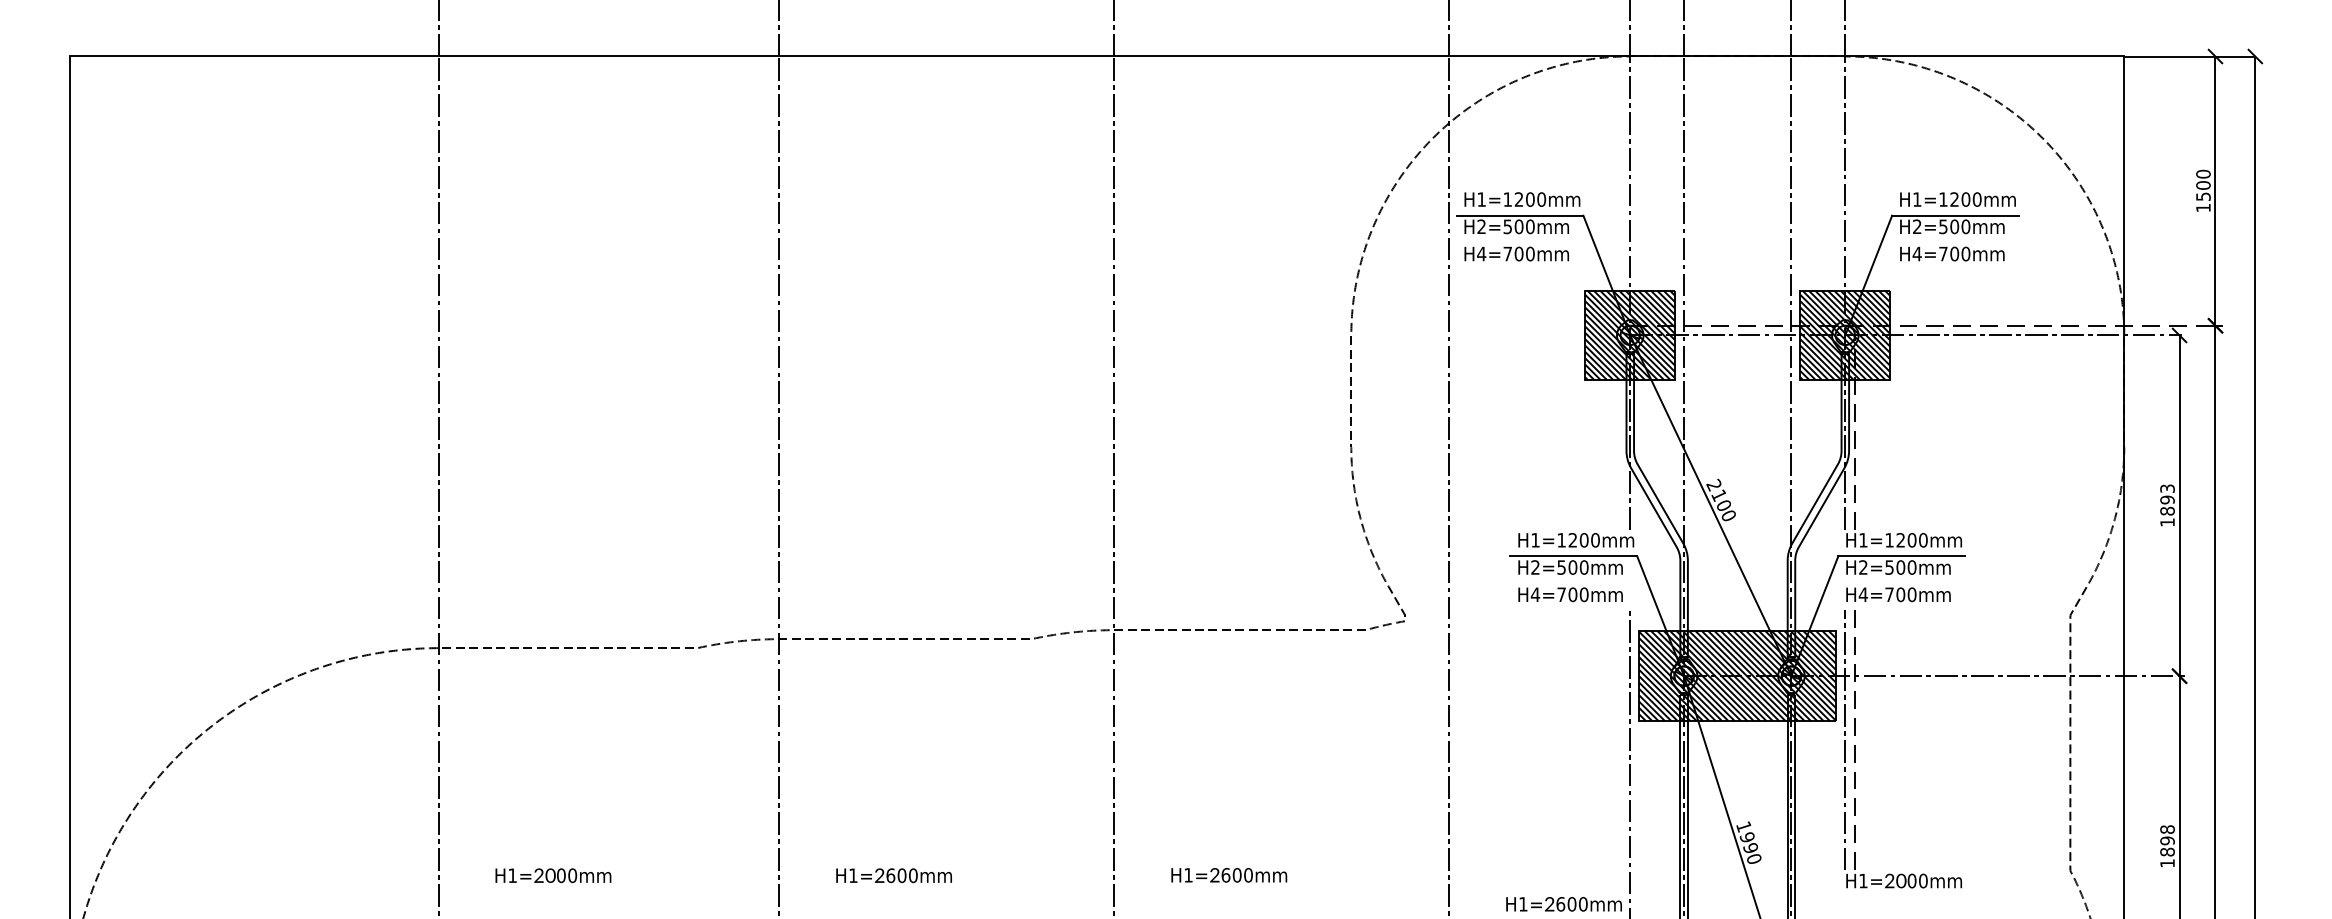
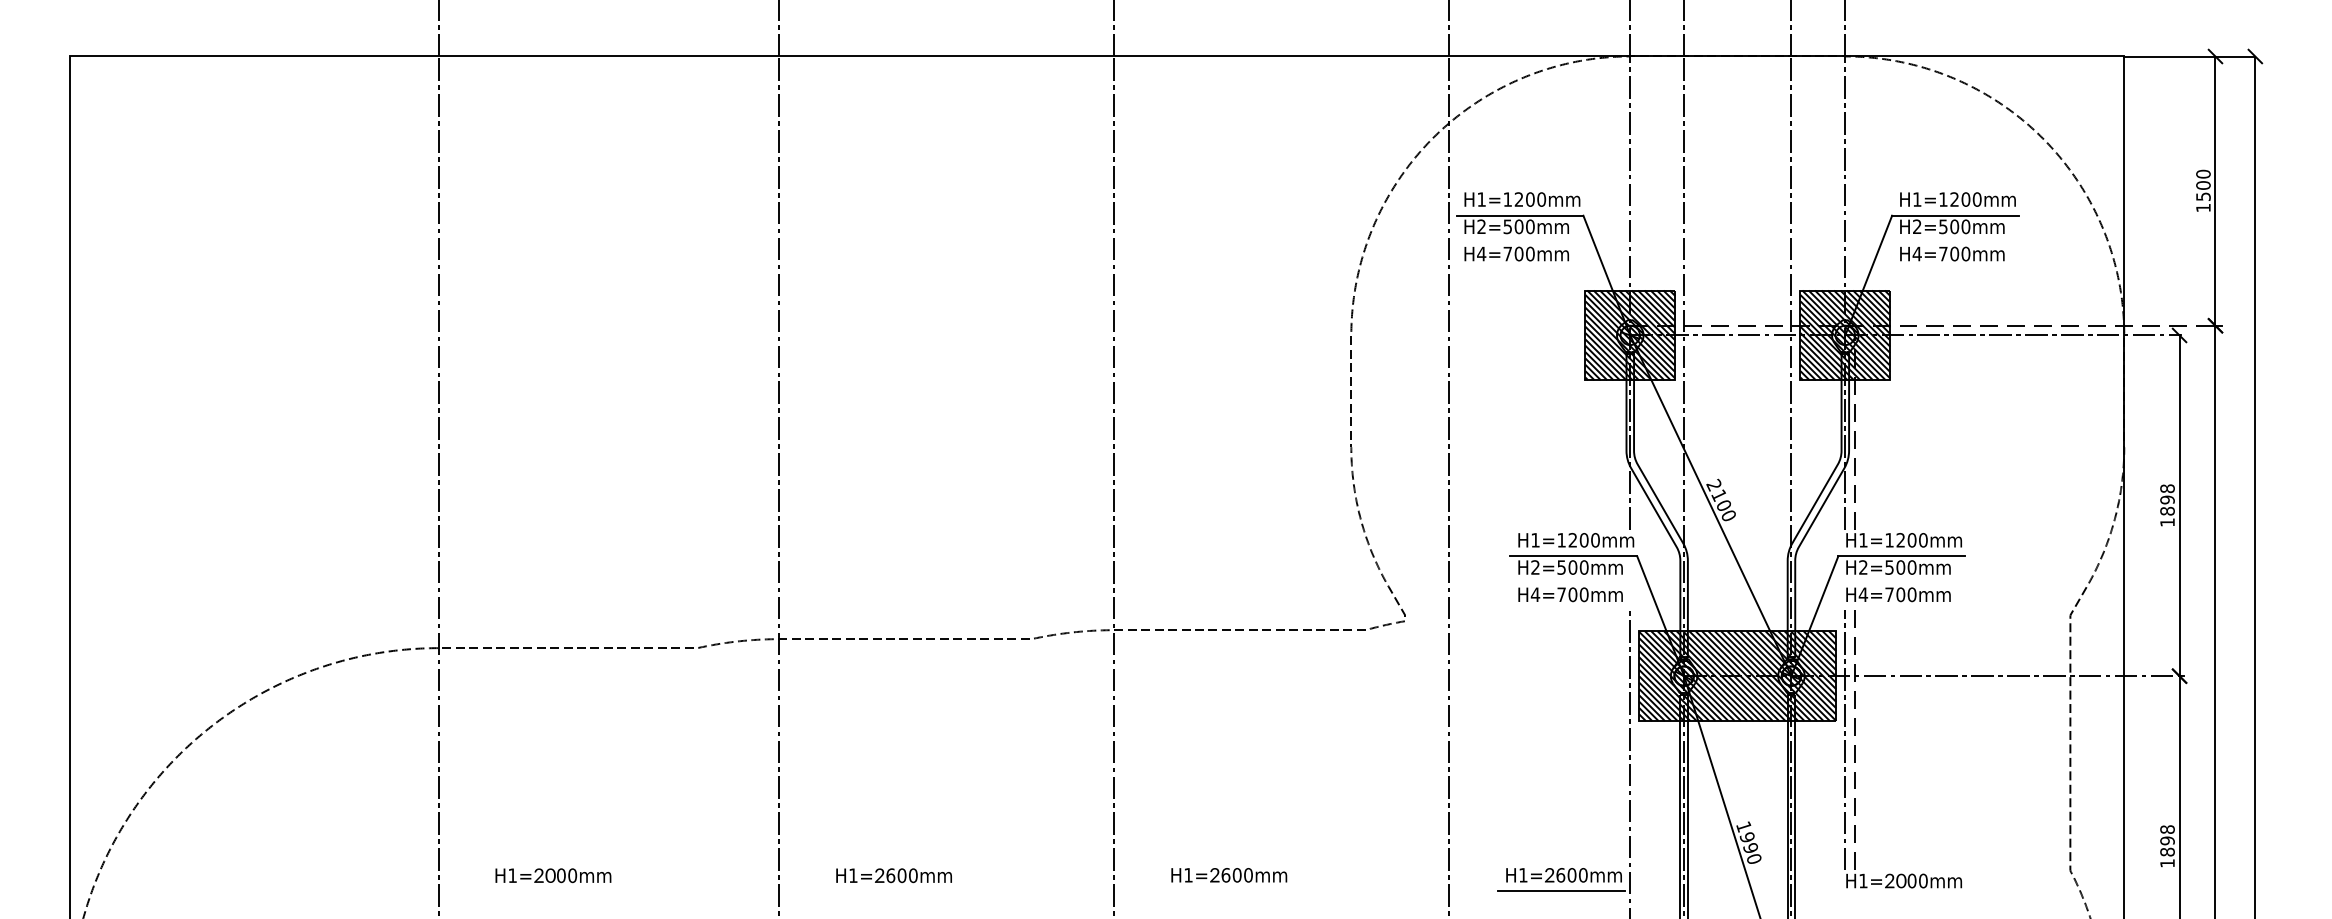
text: 1893 -> 1898 (2167, 488)
line: none -> present (1561, 891)
text position: (1563, 904) -> (1563, 875) (1563, 875)
